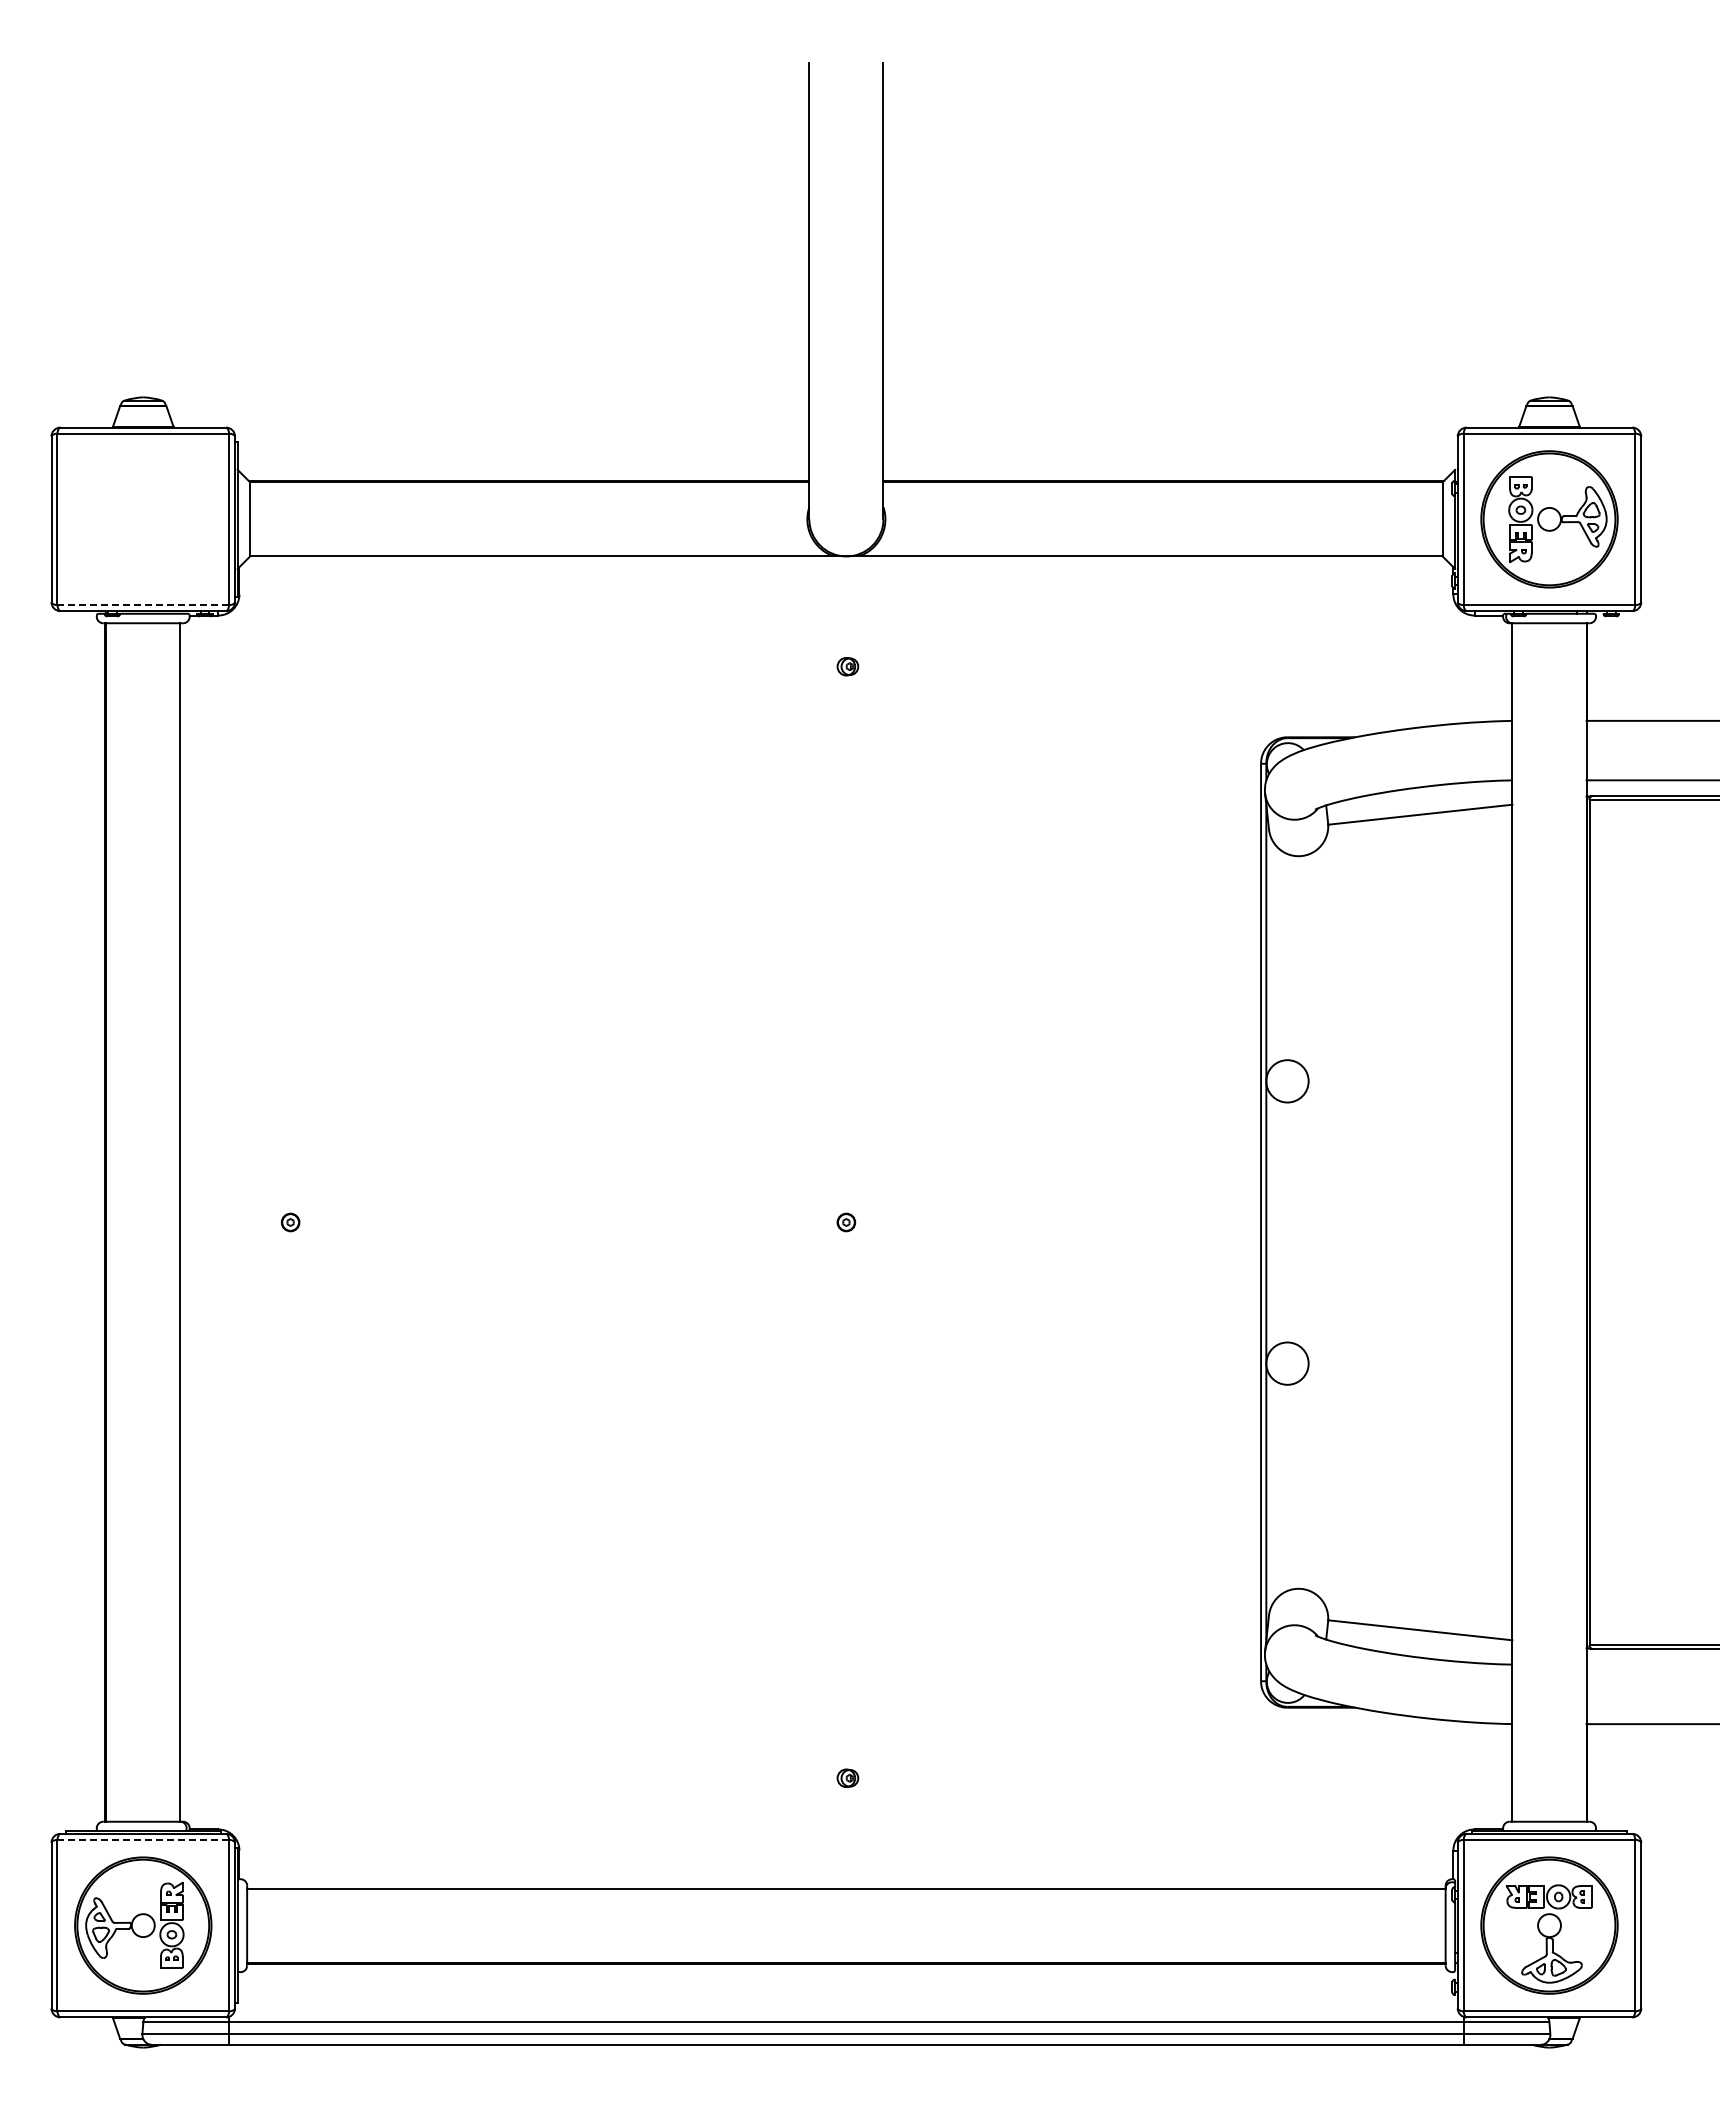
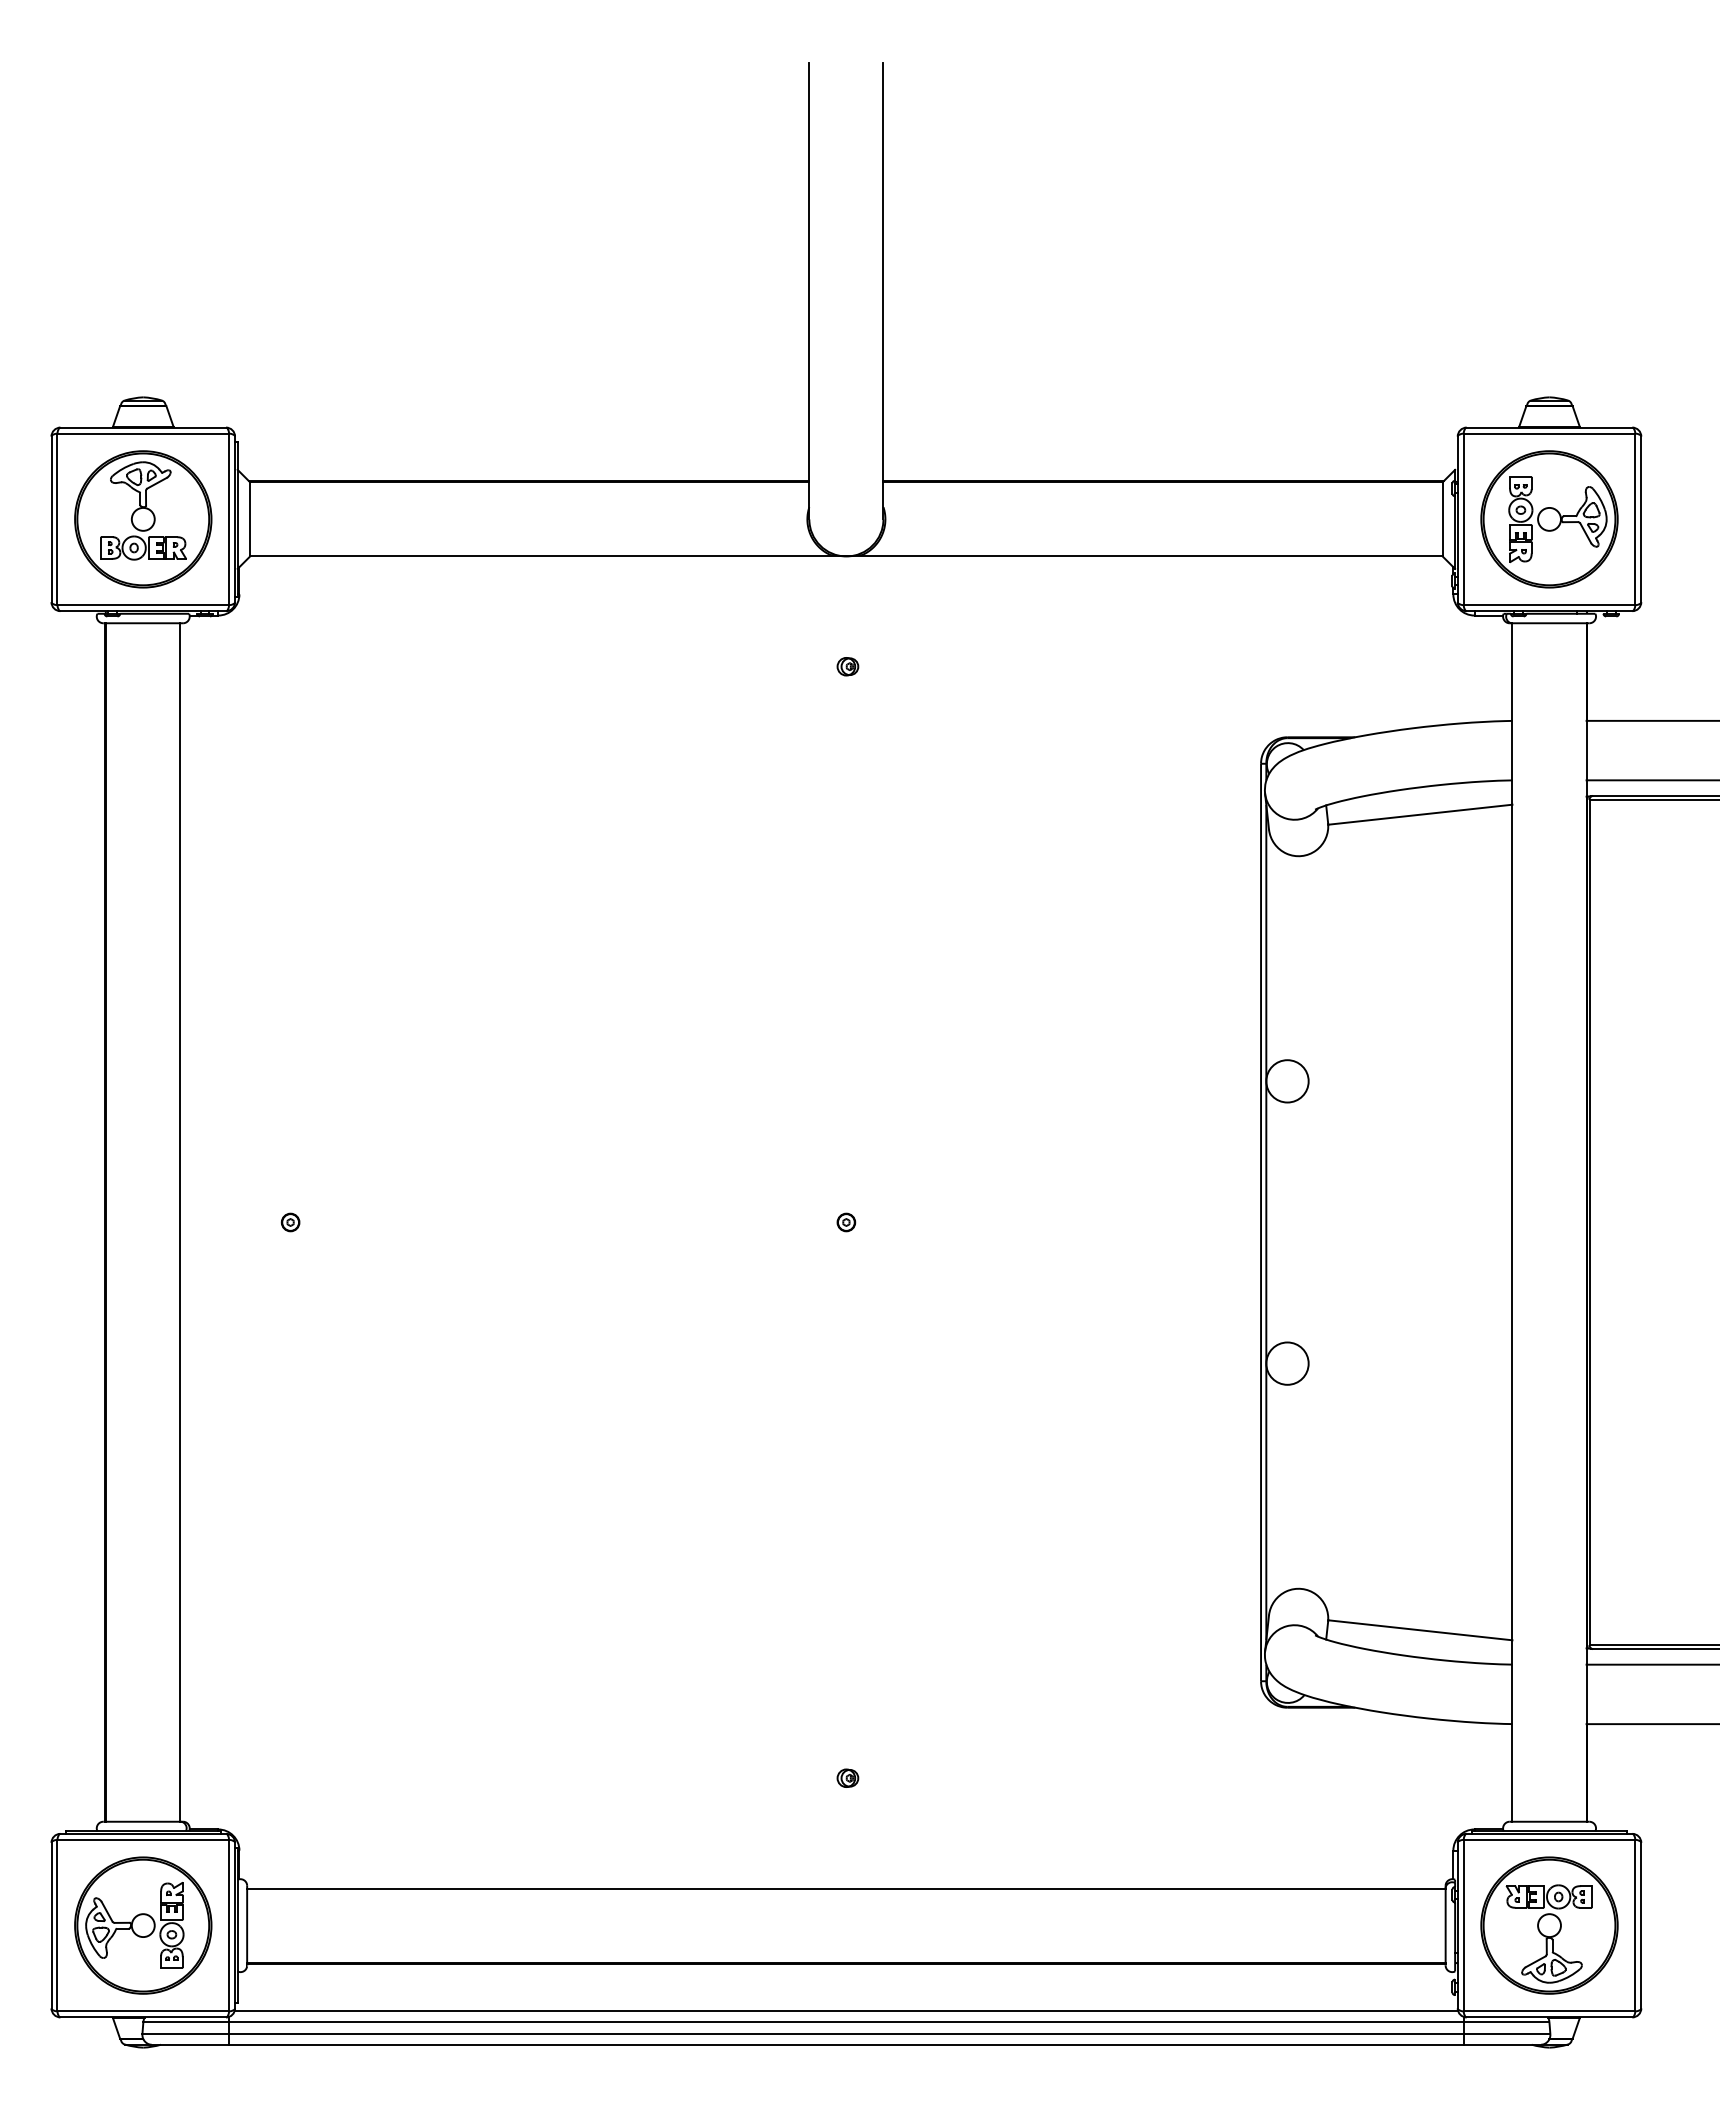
part: none -> present (143, 519)
line: dashed -> solid (143, 605)
line: none -> present (1651, 1664)
line: dashed -> solid (143, 1839)
line: none -> present (846, 2011)
